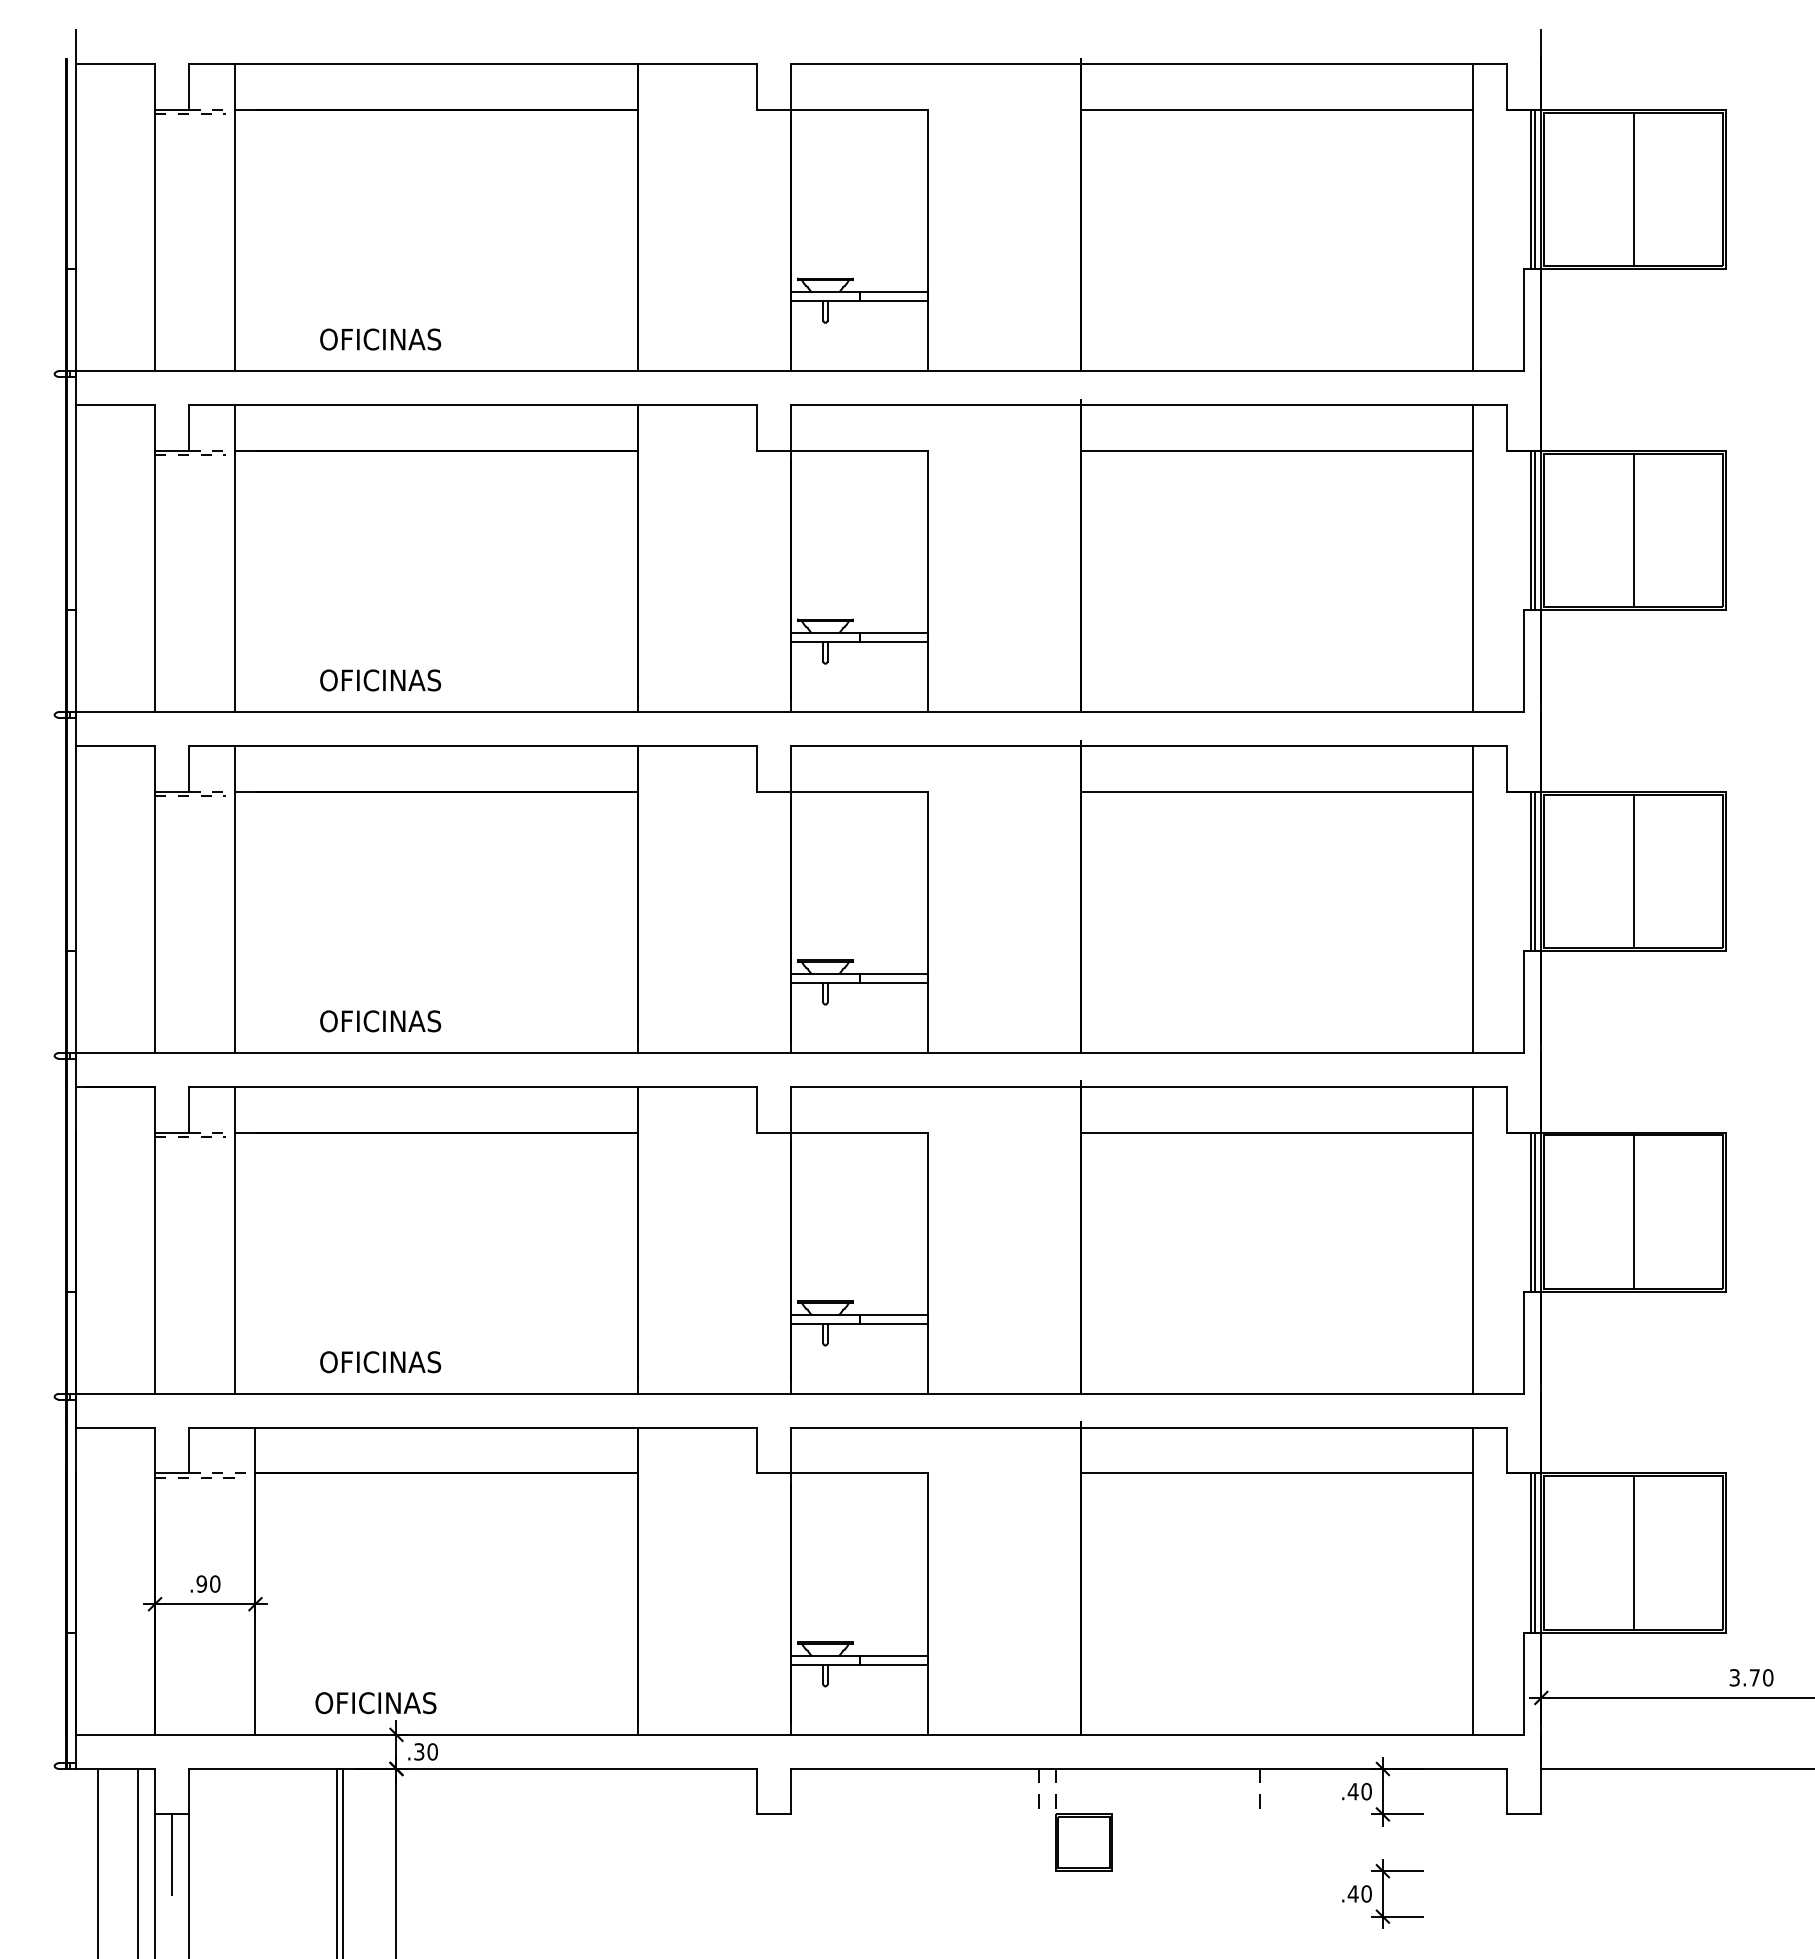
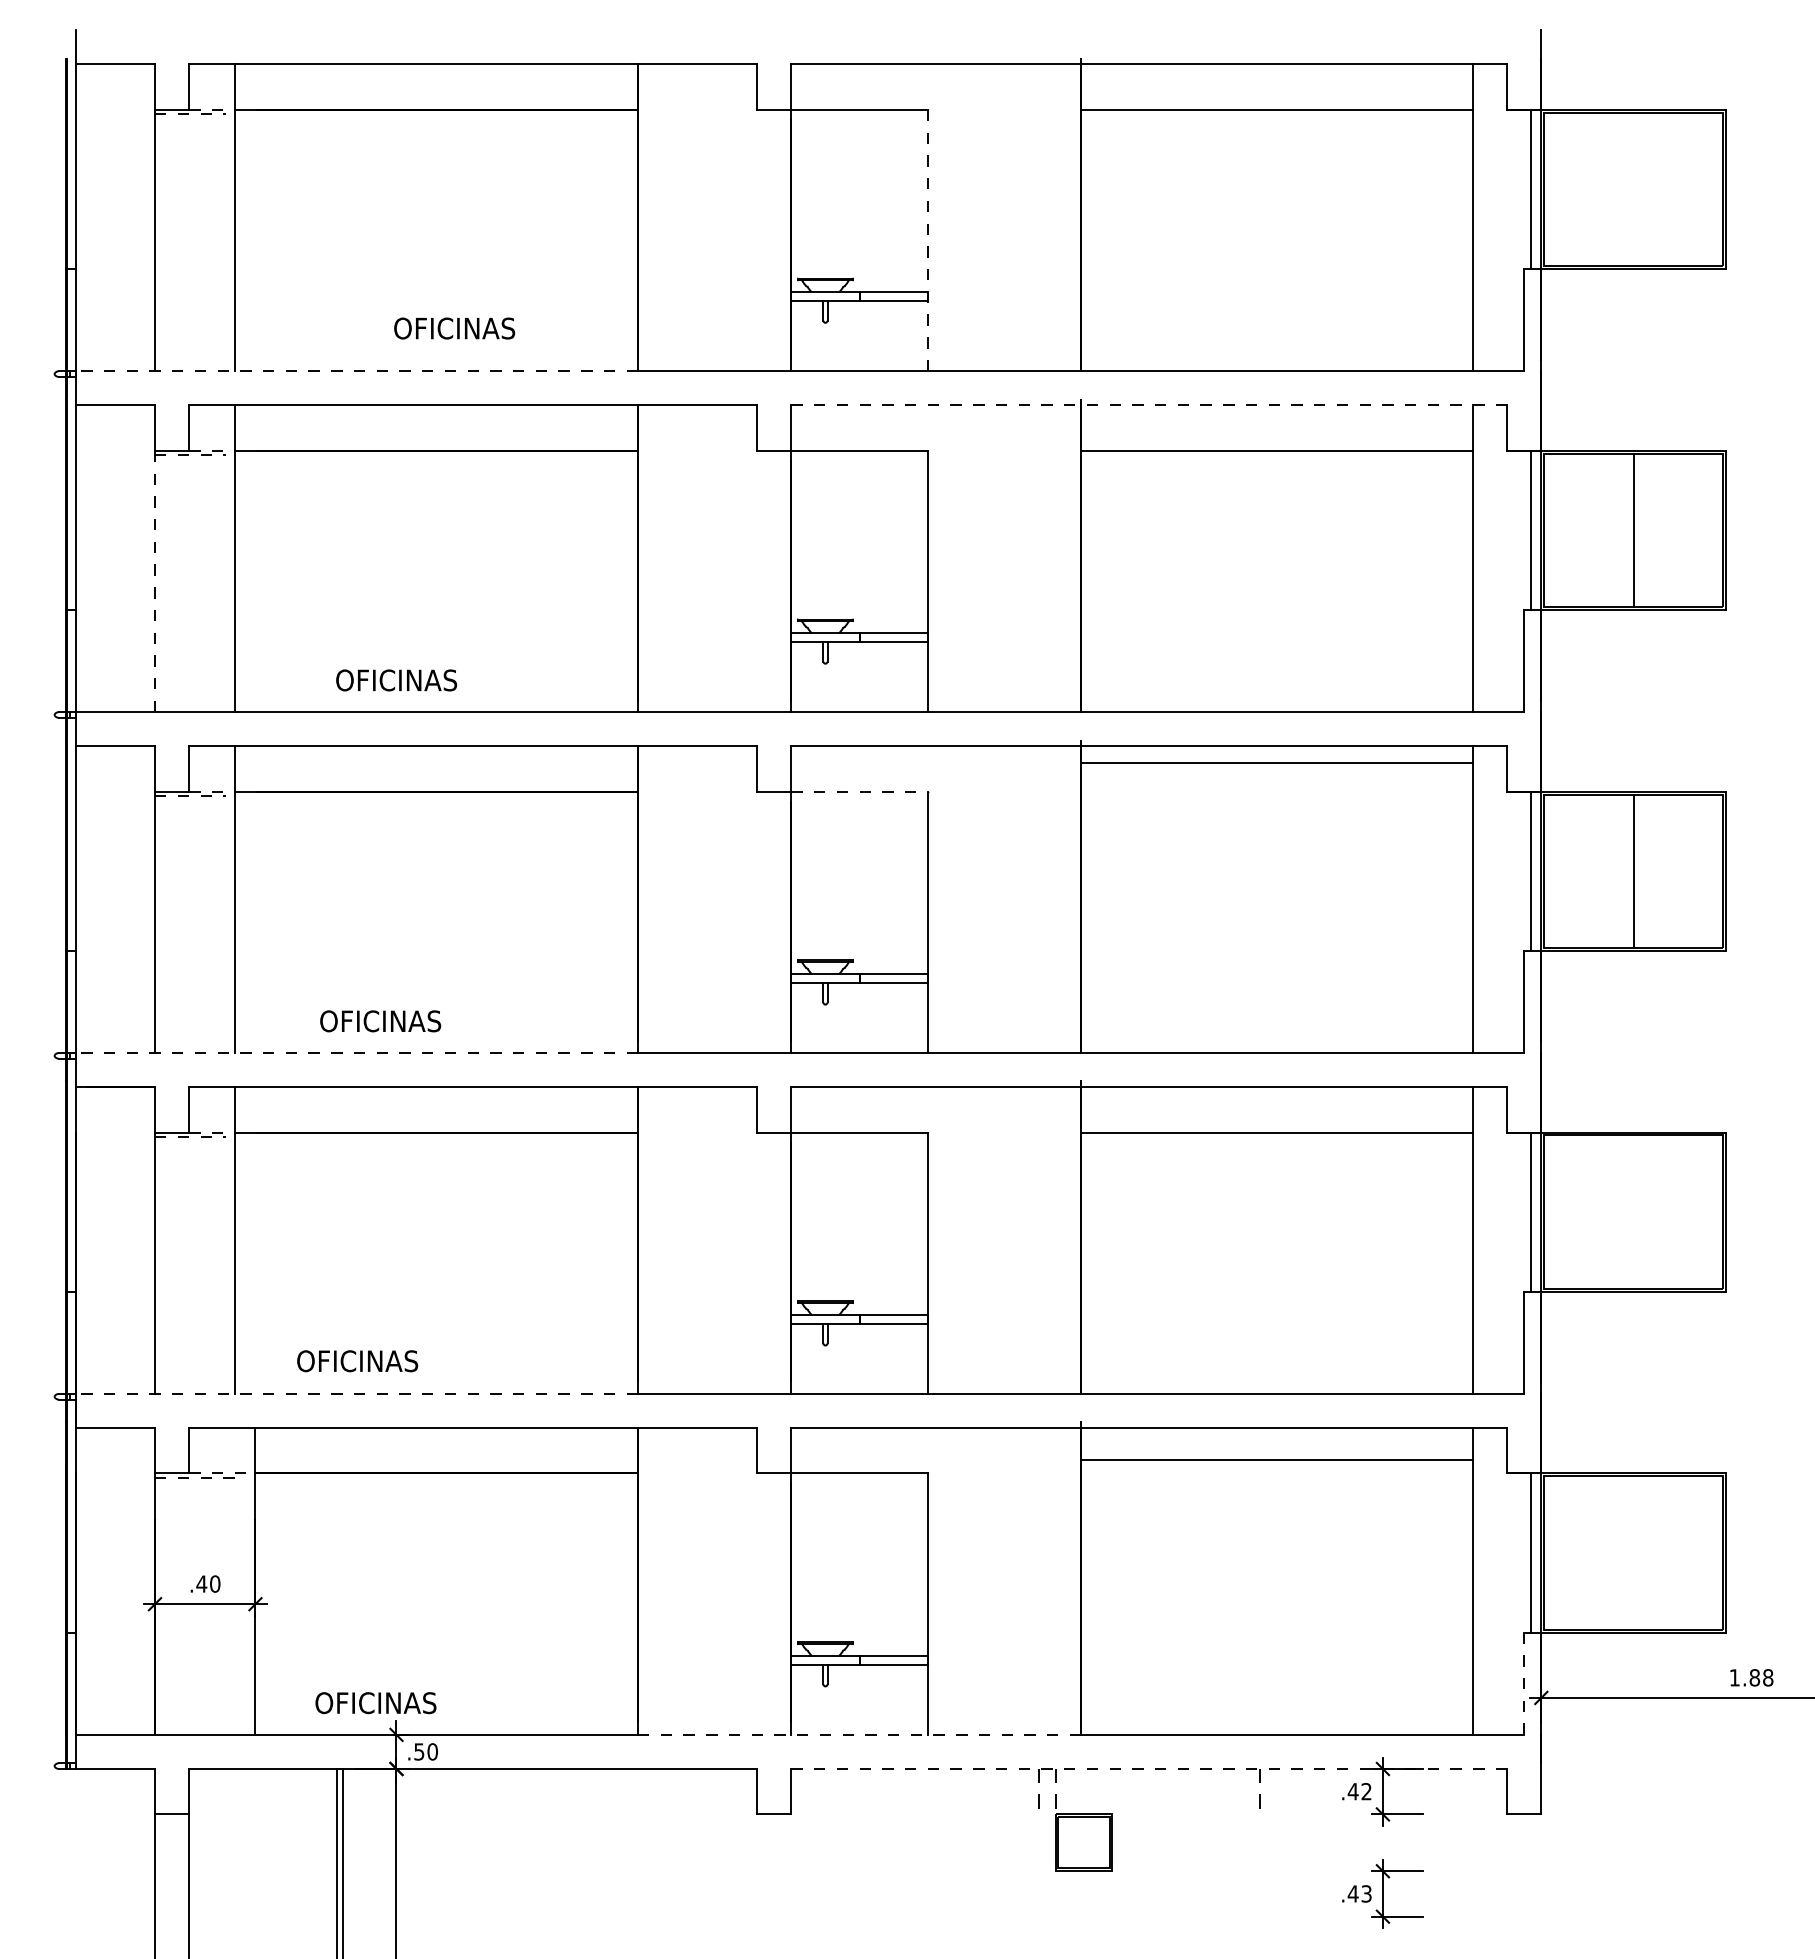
line: present -> none (1534, 188)
line: present -> none (1633, 189)
line: solid -> dashed (927, 240)
text position: (380, 339) -> (454, 328) (454, 328)
line: solid -> dashed (356, 371)
line: solid -> dashed (1149, 405)
line: present -> none (1534, 529)
line: solid -> dashed (155, 581)
text position: (380, 680) -> (396, 680) (396, 680)
line: solid -> dashed (860, 791)
line position: (1277, 791) -> (1277, 762) (1277, 762)
line: present -> none (1534, 870)
line: solid -> dashed (356, 1053)
line: present -> none (1534, 1211)
line: present -> none (1633, 1211)
text position: (380, 1362) -> (357, 1361) (357, 1361)
line: solid -> dashed (356, 1393)
line position: (1277, 1473) -> (1277, 1460) (1277, 1460)
line: present -> none (1534, 1552)
line: present -> none (1633, 1552)
text: .90 -> .40 (201, 1583)
text: 3.70 -> 1.88 (1751, 1677)
line: solid -> dashed (1524, 1683)
line: solid -> dashed (859, 1734)
text: .30 -> .50 (419, 1751)
line: solid -> dashed (1149, 1768)
line: present -> none (1676, 1768)
text: .40 -> .42 (1366, 1791)
line: present -> none (172, 1854)
line: present -> none (98, 1861)
line: present -> none (138, 1861)
text: .40 -> .43 (1366, 1893)
